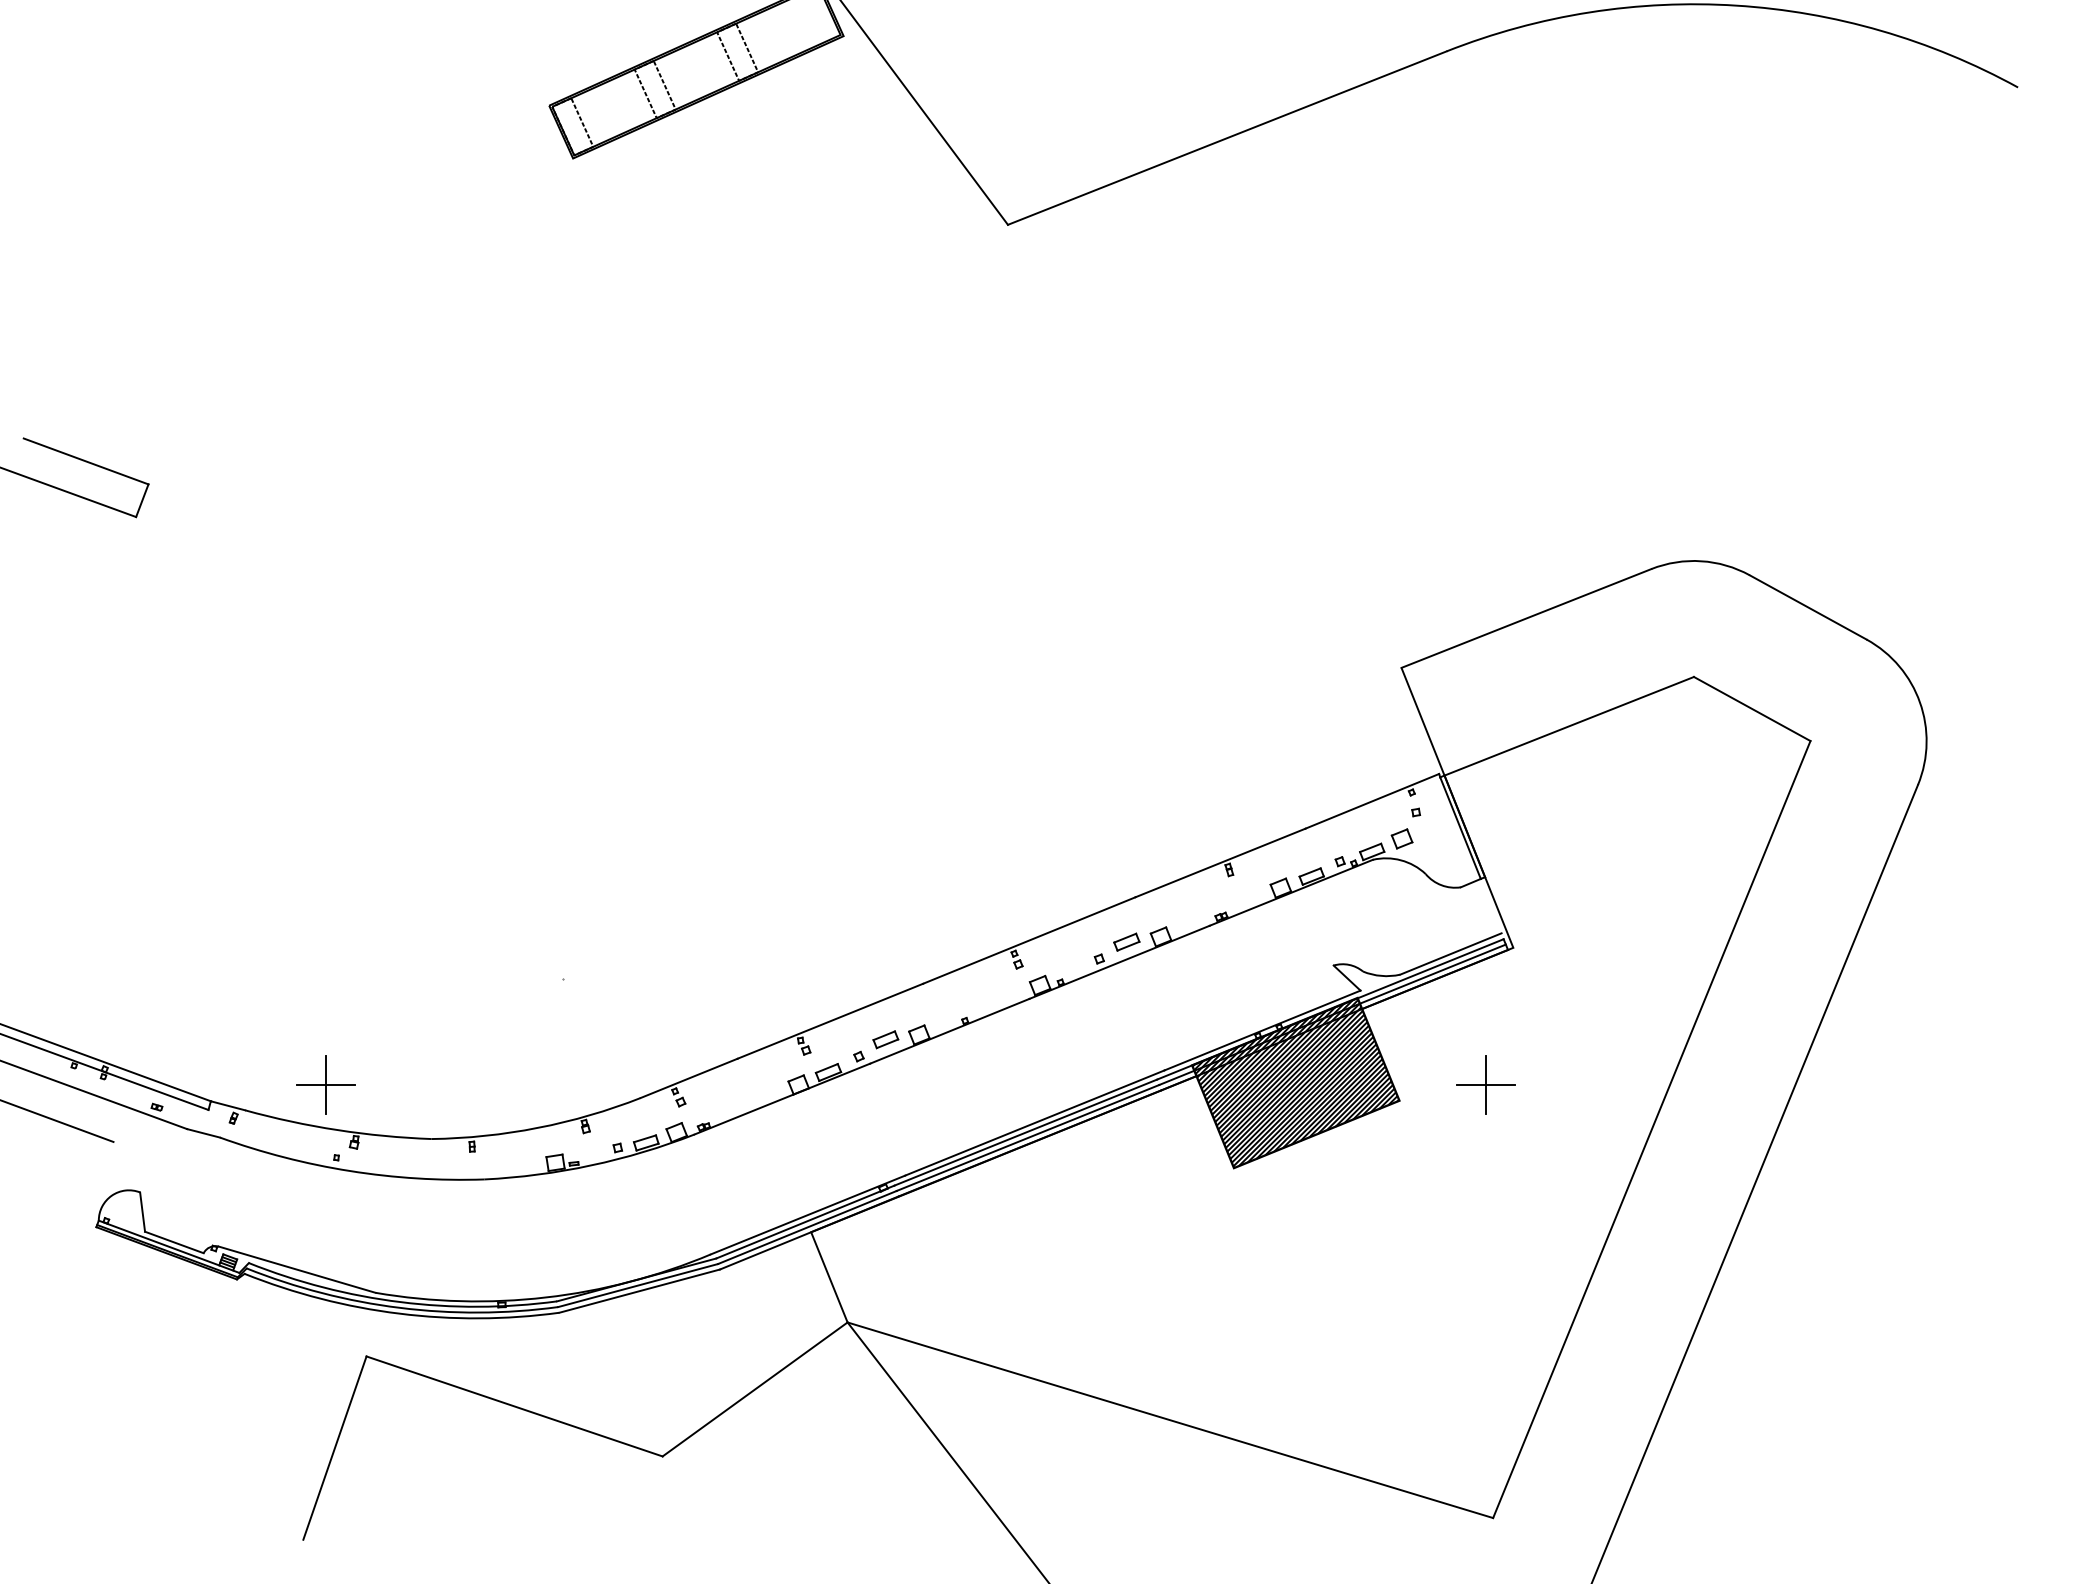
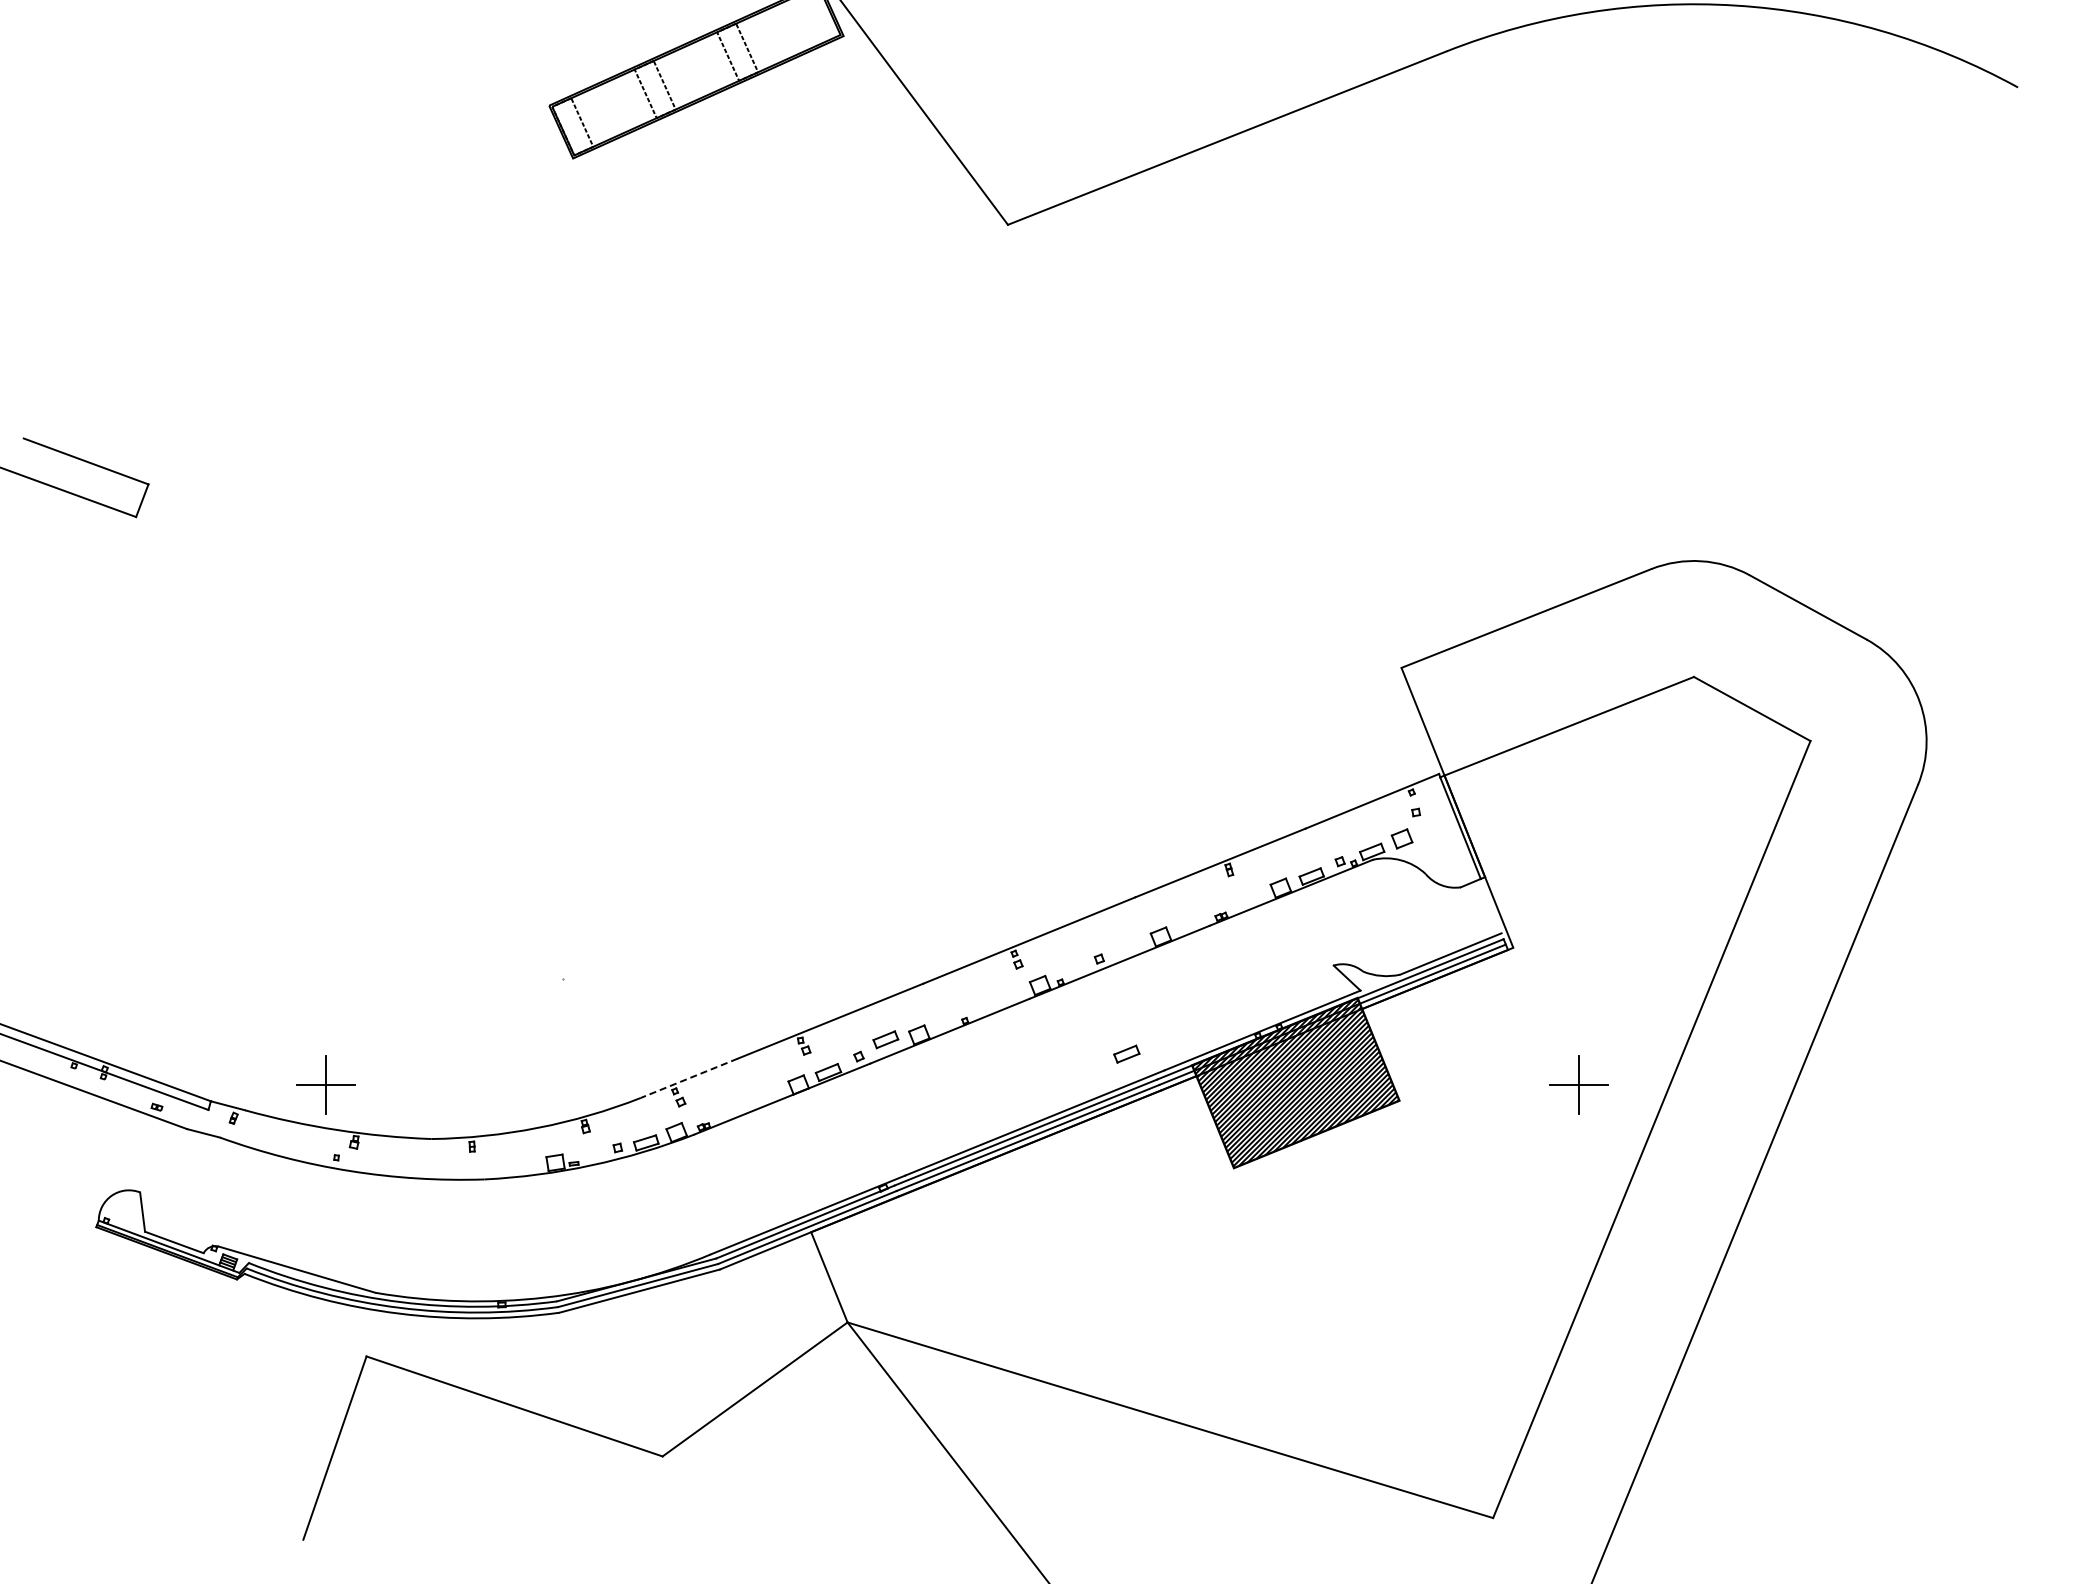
part position: (1126, 941) -> (1126, 1053) (1126, 1053)
line: solid -> dashed (688, 1078)
part position: (1485, 1084) -> (1578, 1084) (1578, 1084)
line: present -> none (57, 1121)
